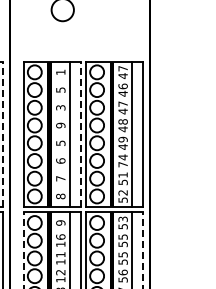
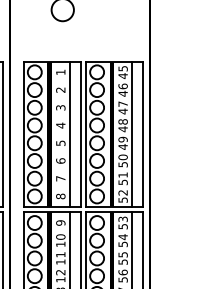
text: 47 -> 45 (122, 68)
text: 5 -> 2 (60, 89)
text: 9 -> 4 (60, 125)
line: dashed -> solid (2, 134)
line: dashed -> solid (81, 134)
text: 74 -> 50 (122, 160)
text: 16 -> 10 (60, 236)
text: 55 -> 54 (122, 237)
line: dashed -> solid (23, 250)
line: dashed -> solid (143, 250)
